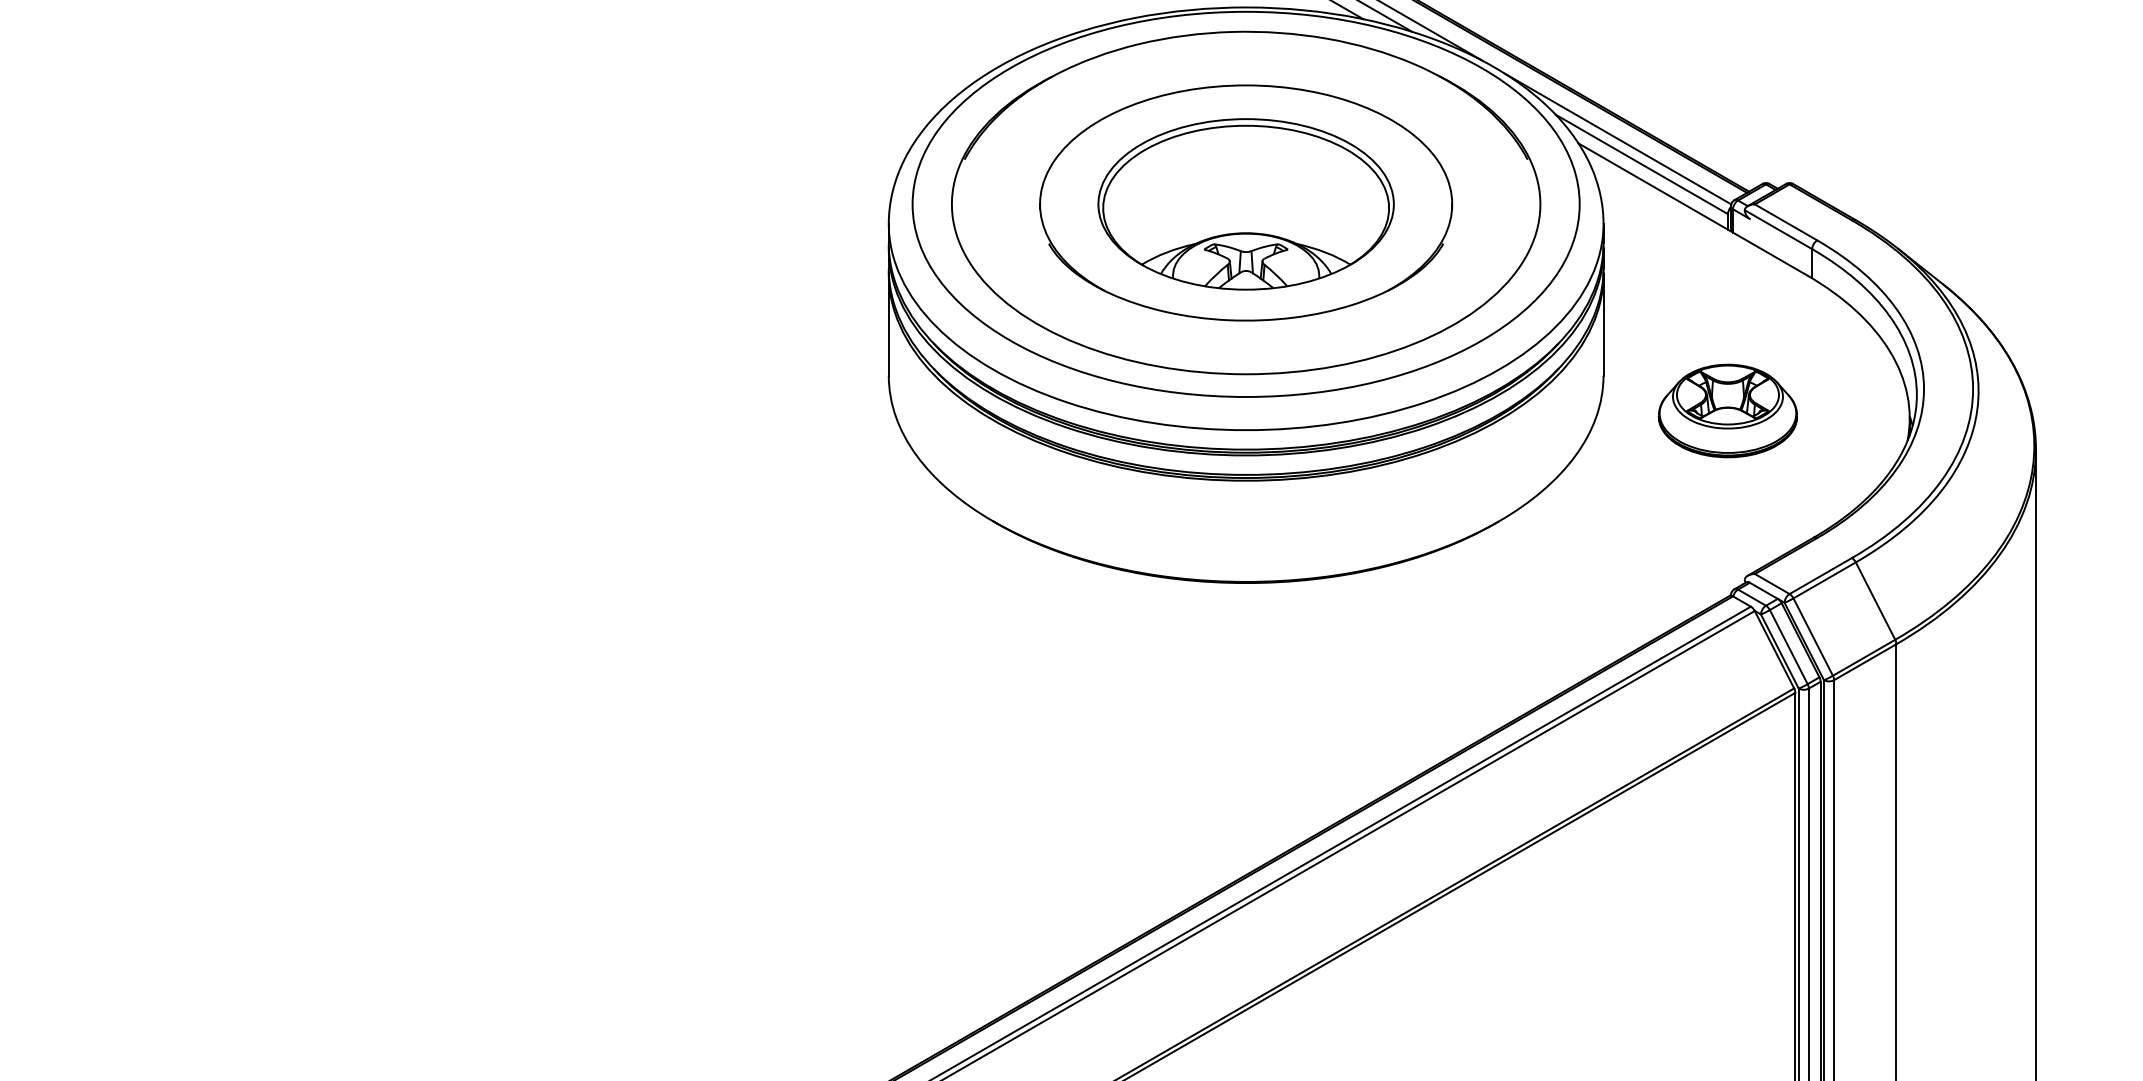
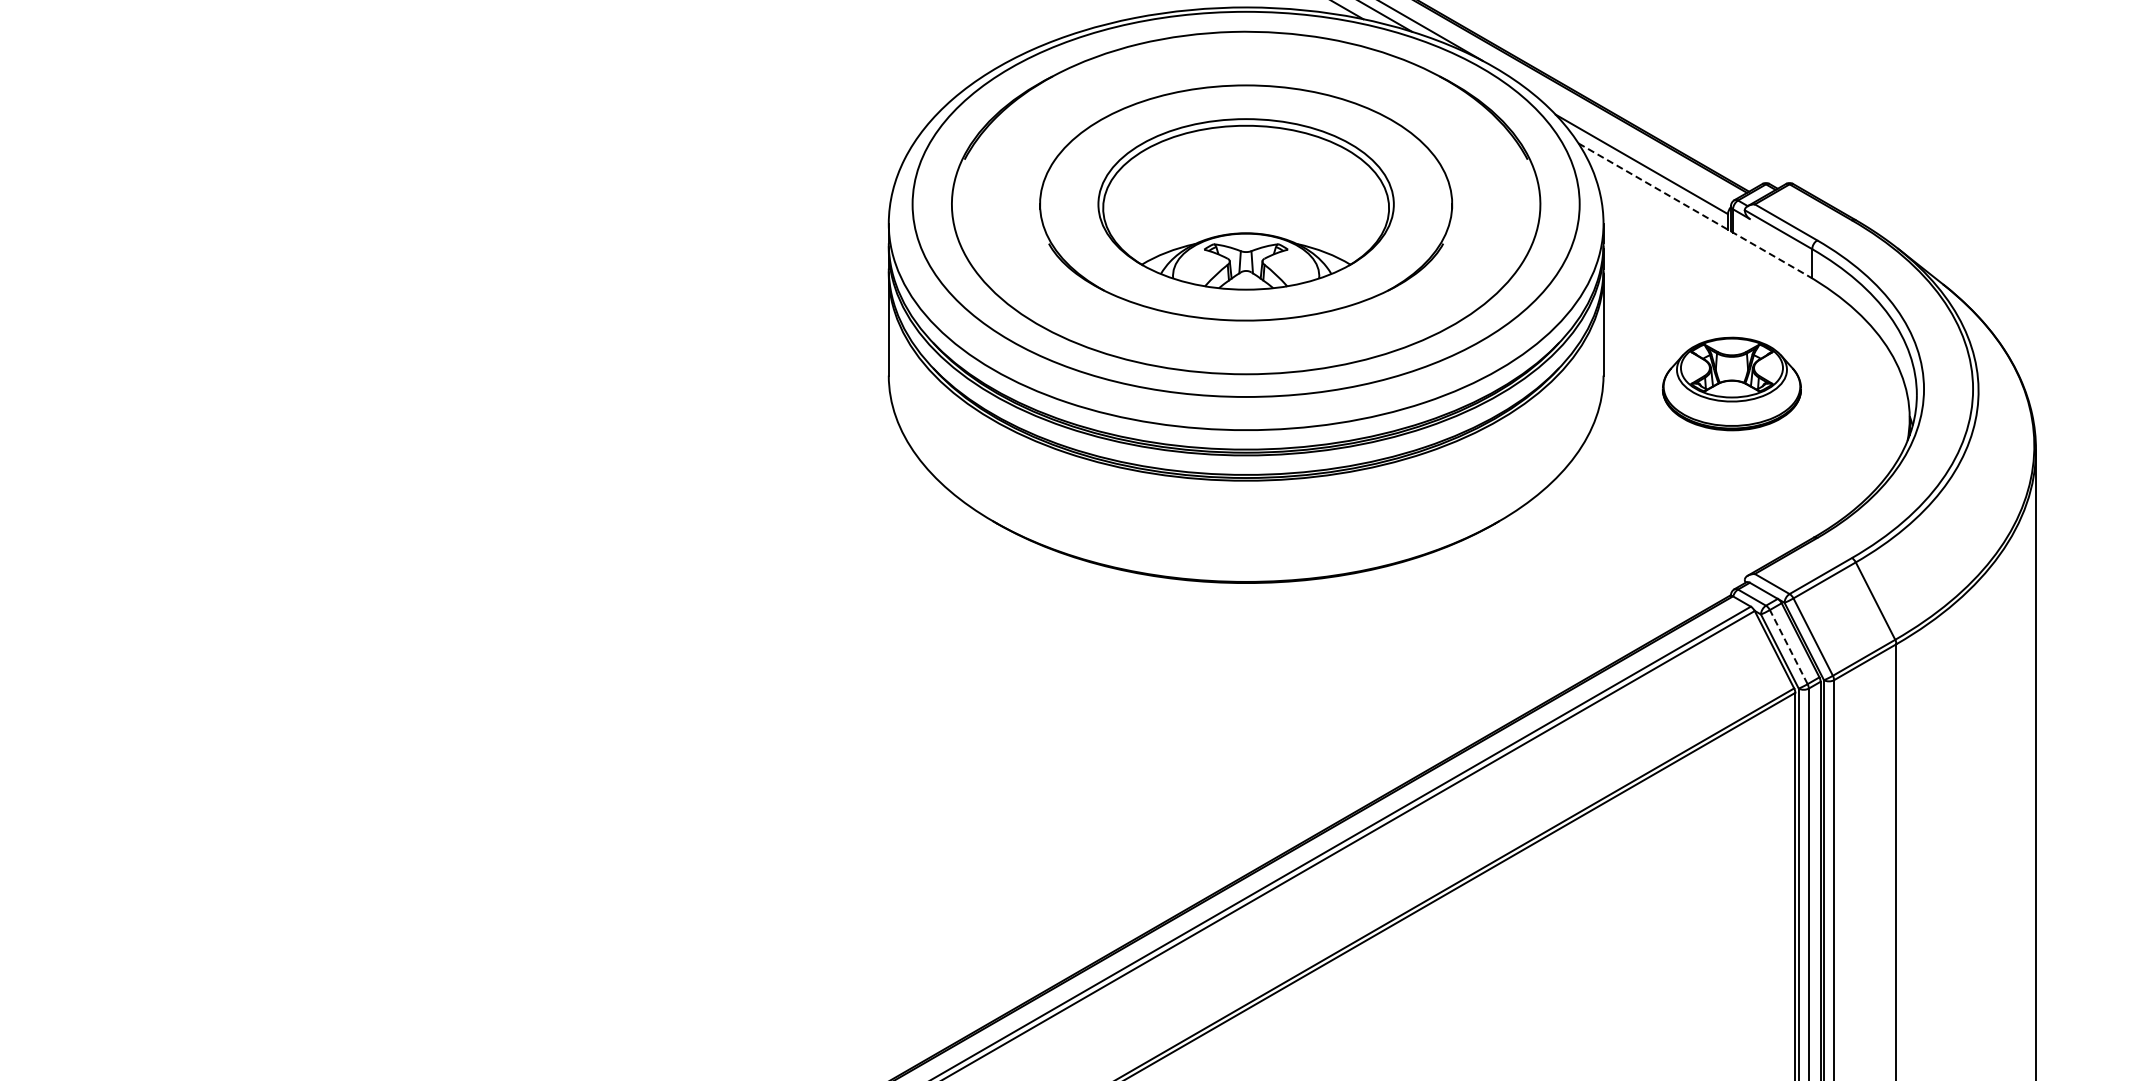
line: present -> none (1617, 138)
line: solid -> dashed (1692, 209)
part position: (1727, 410) -> (1731, 383) (1731, 383)
line: solid -> dashed (1788, 647)
